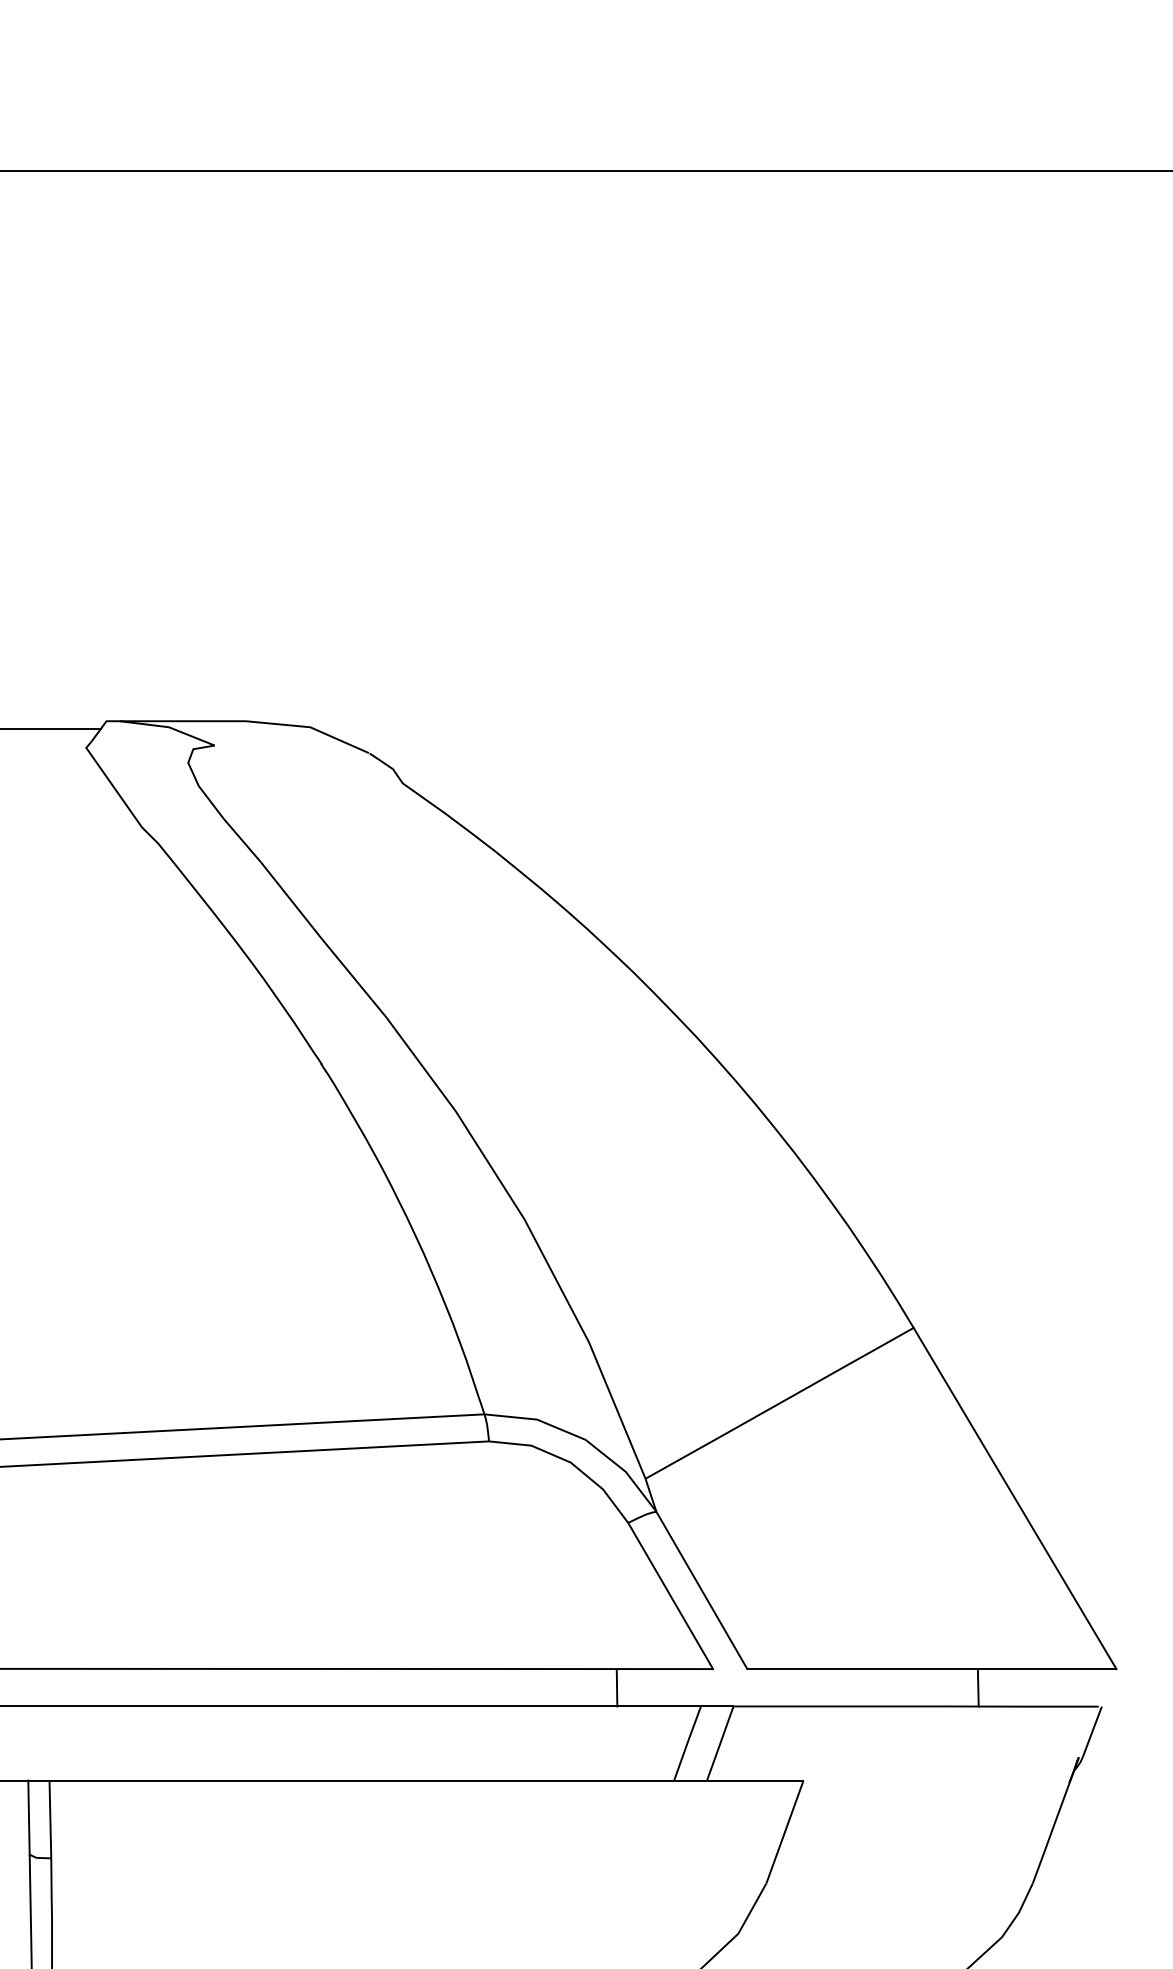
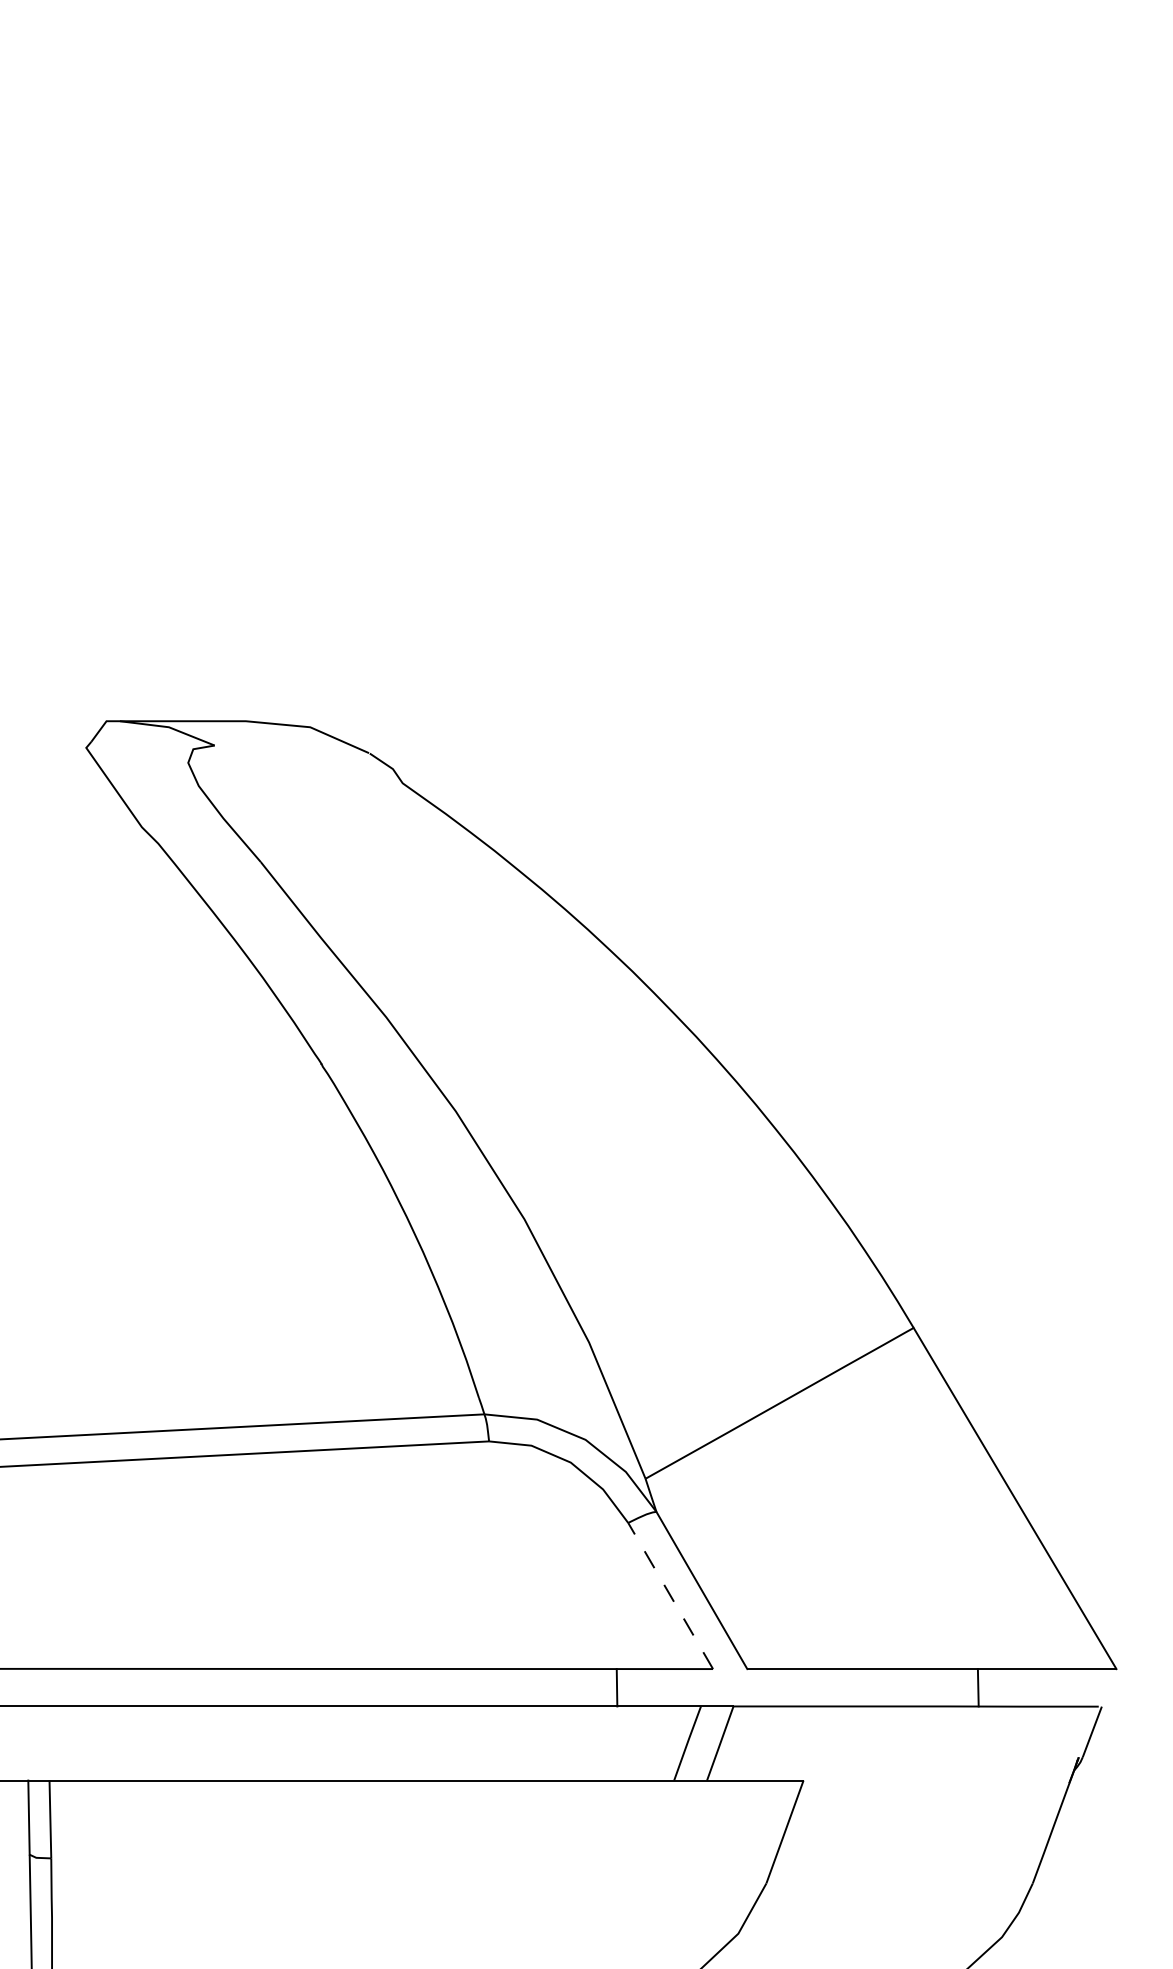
line: present -> none (585, 170)
line: present -> none (51, 729)
line: solid -> dashed (670, 1595)
